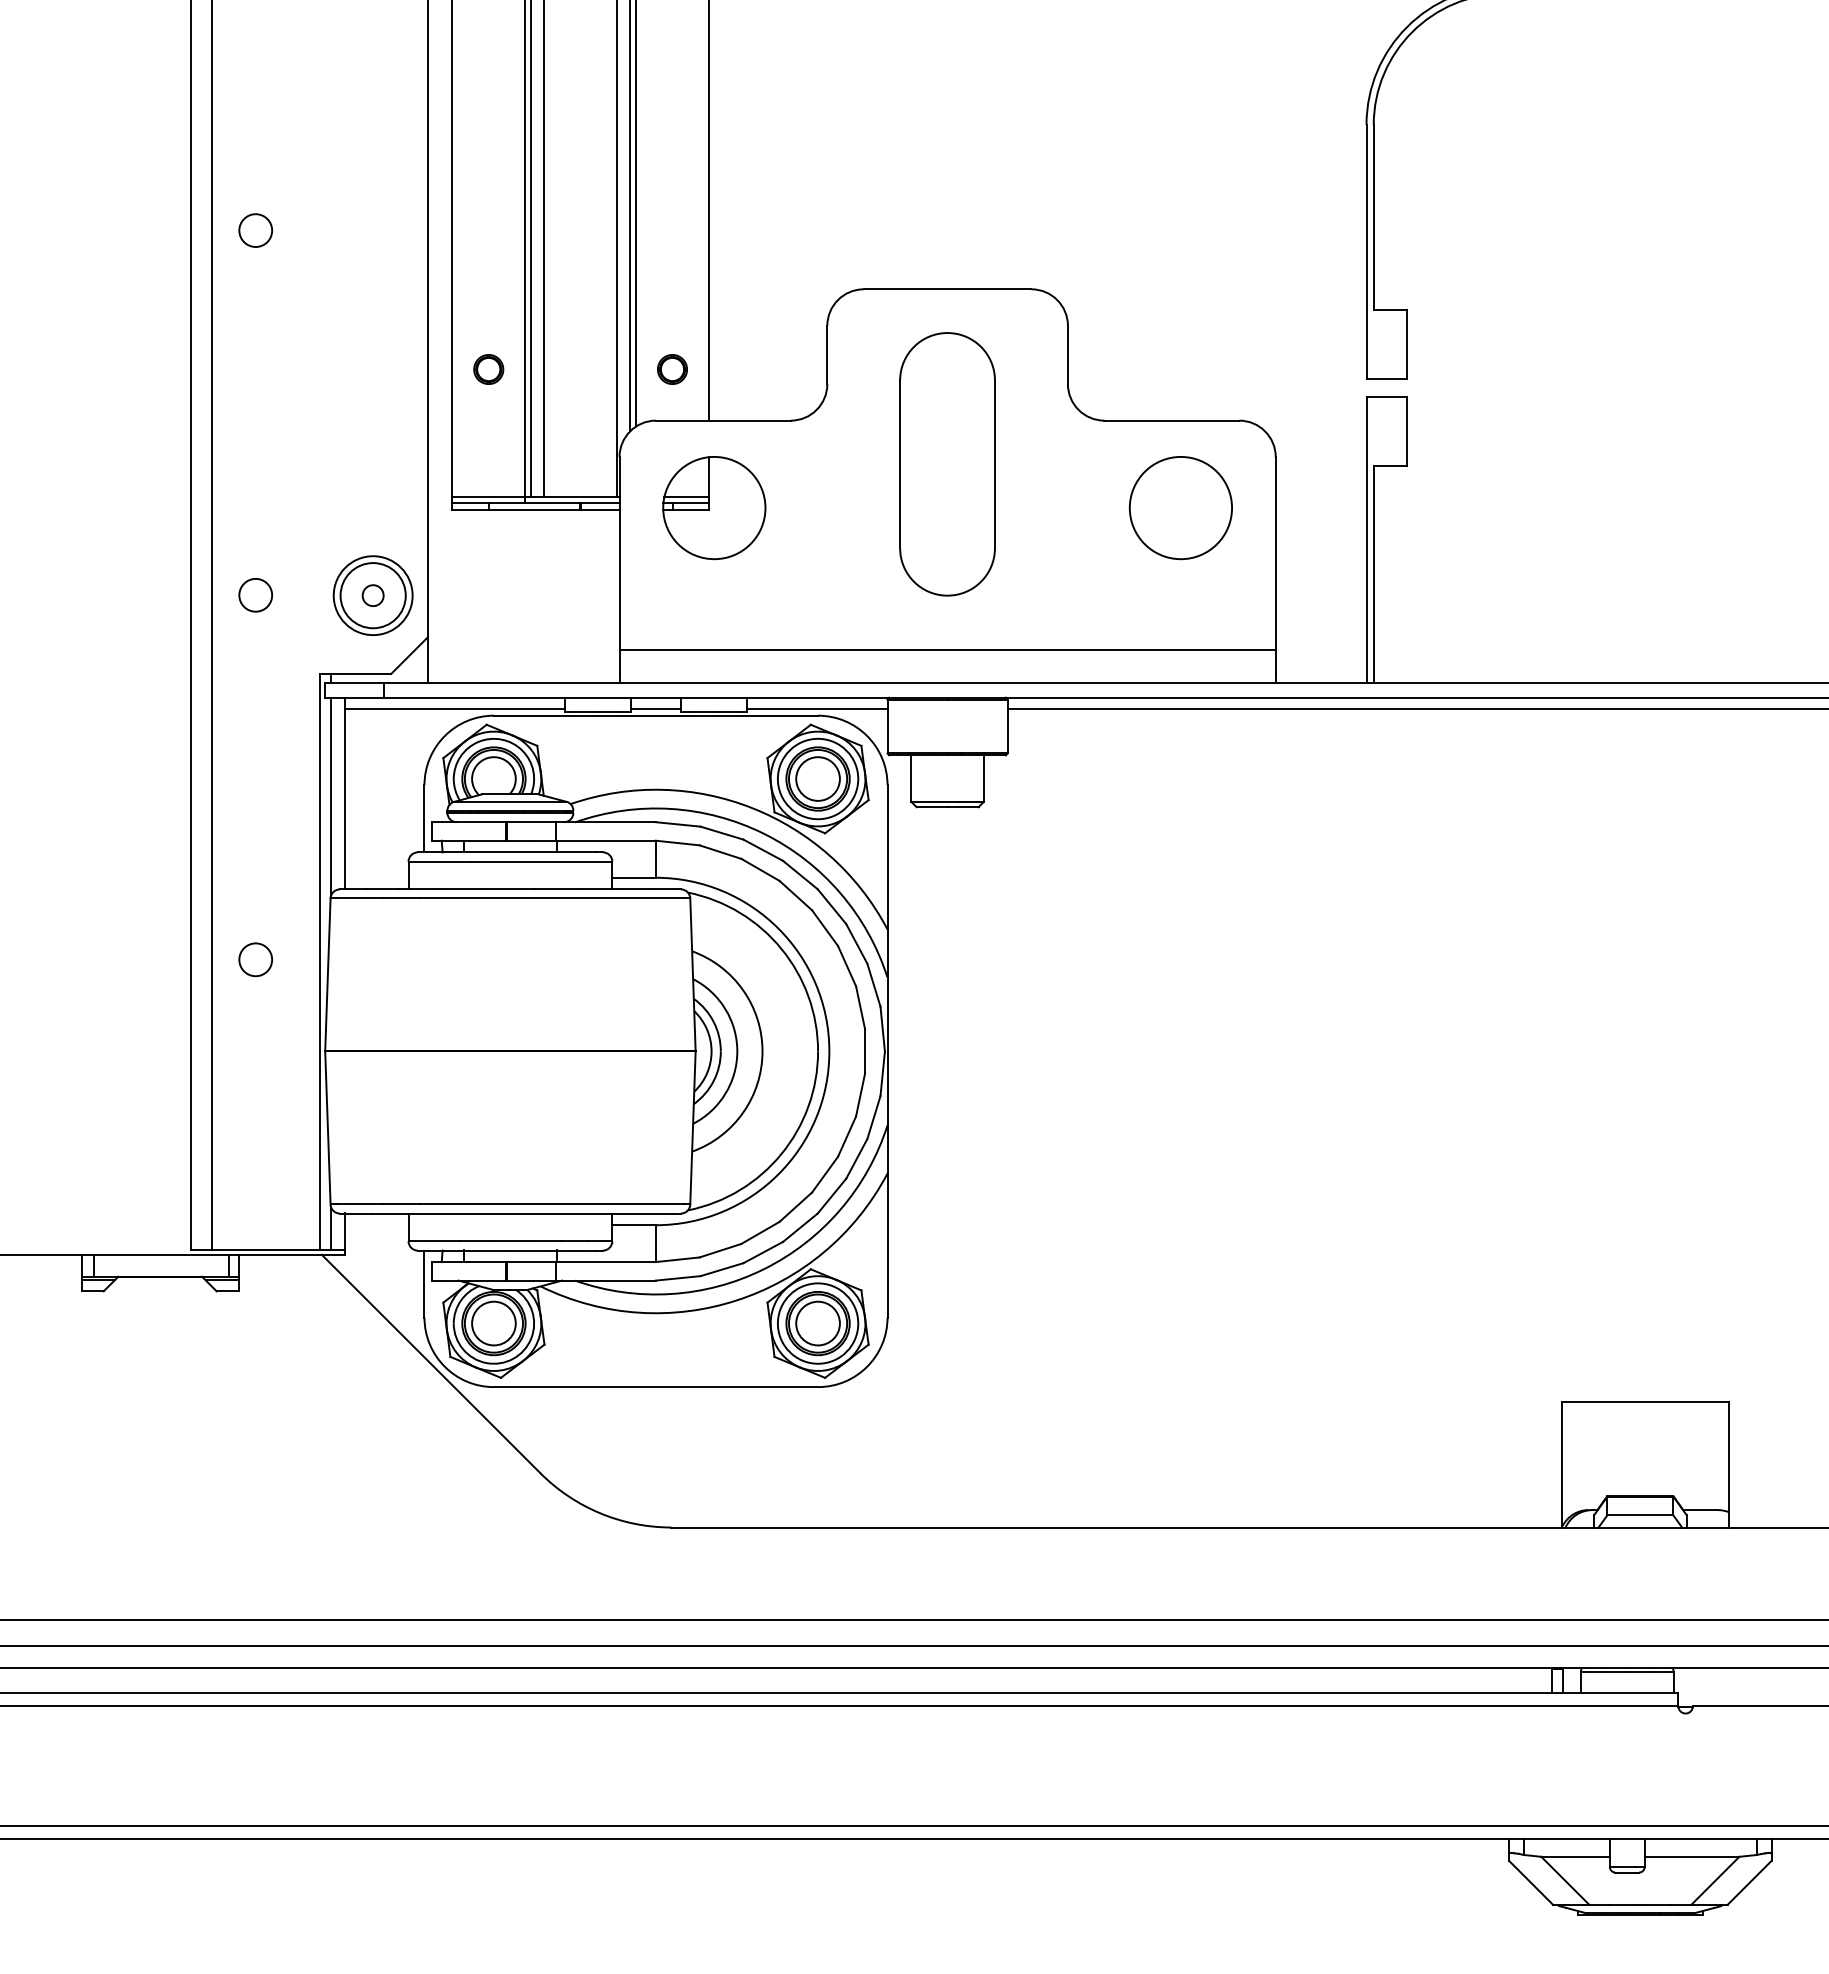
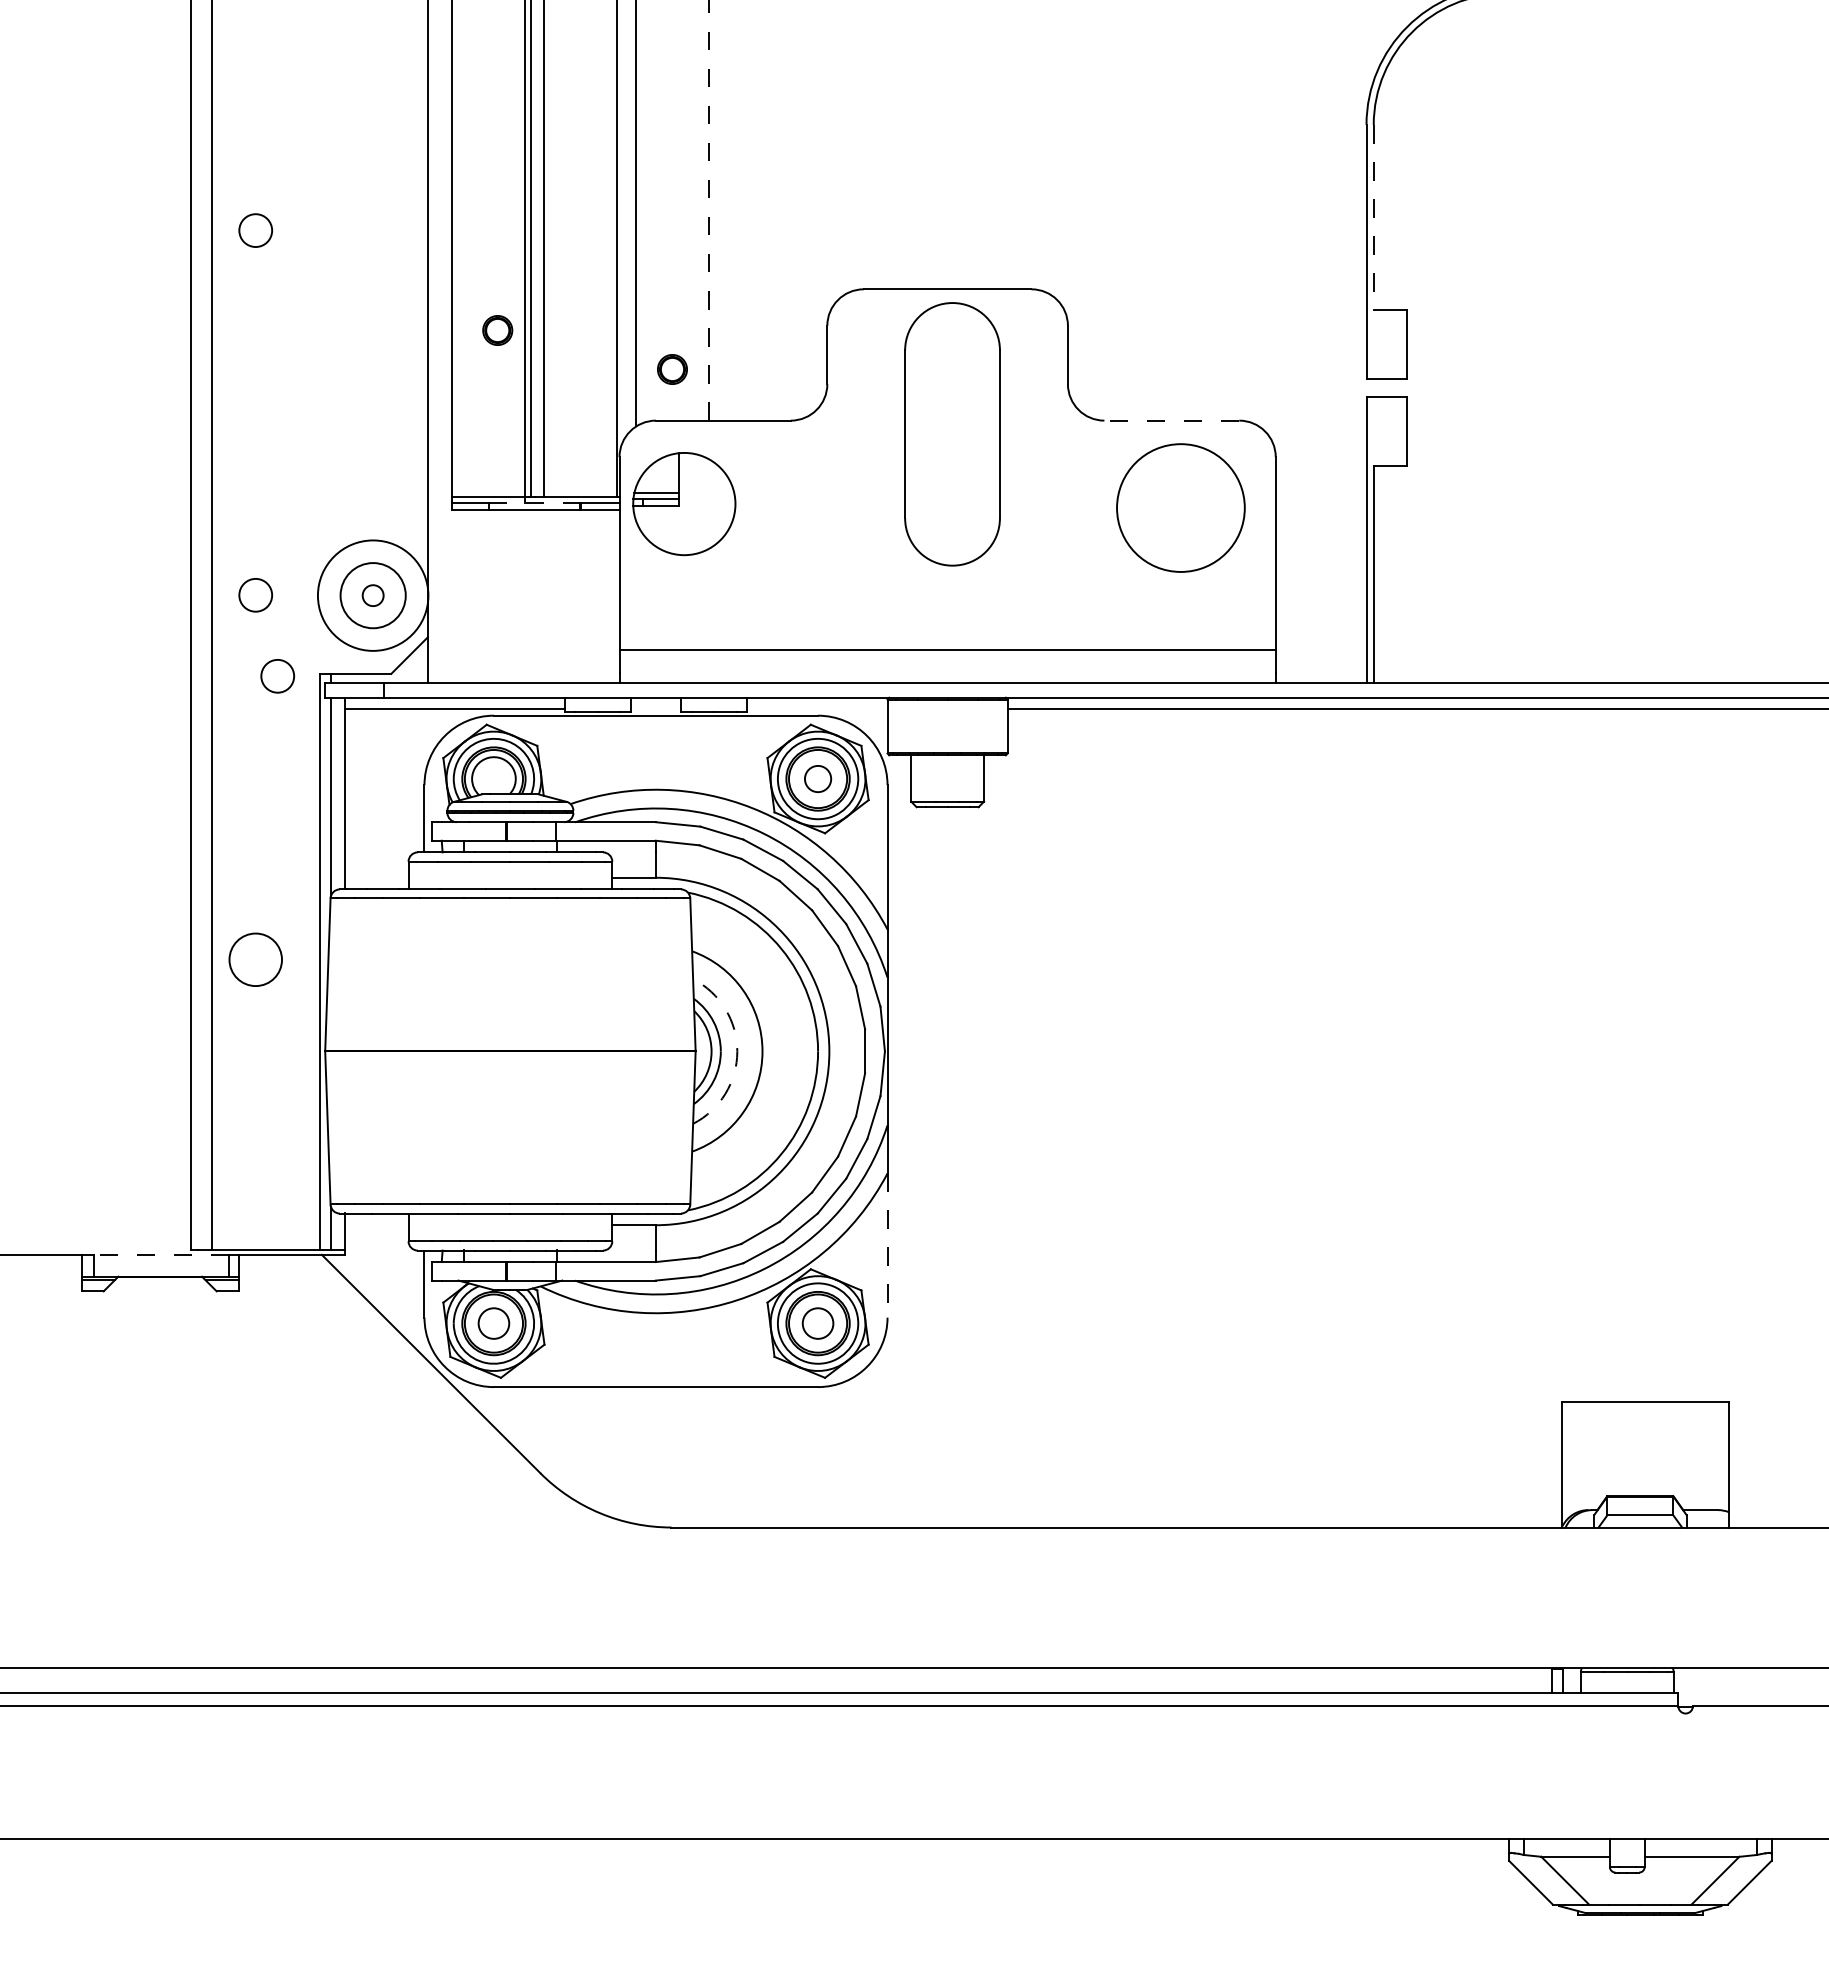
line: solid -> dashed (708, 210)
line: present -> none (630, 216)
line: solid -> dashed (1373, 217)
part position: (488, 369) -> (497, 330) (497, 330)
line: solid -> dashed (1171, 420)
part position: (947, 464) -> (952, 434) (952, 434)
line: solid -> dashed (534, 503)
circle diameter: 102 px -> 128 px (1180, 507)
part position: (714, 508) -> (684, 504) (684, 504)
circle diameter: 79 px -> 110 px (372, 595)
circle: none -> present (277, 676)
line: present -> none (655, 708)
line: present -> none (816, 708)
circle diameter: 44 px -> 26 px (817, 778)
circle diameter: 33 px -> 53 px (255, 959)
arc: solid -> dashed (737, 1051)
line: solid -> dashed (887, 1245)
line: solid -> dashed (161, 1254)
circle diameter: 44 px -> 31 px (493, 1323)
circle diameter: 44 px -> 31 px (817, 1323)
line: present -> none (913, 1620)
line: present -> none (913, 1645)
line: present -> none (913, 1825)
